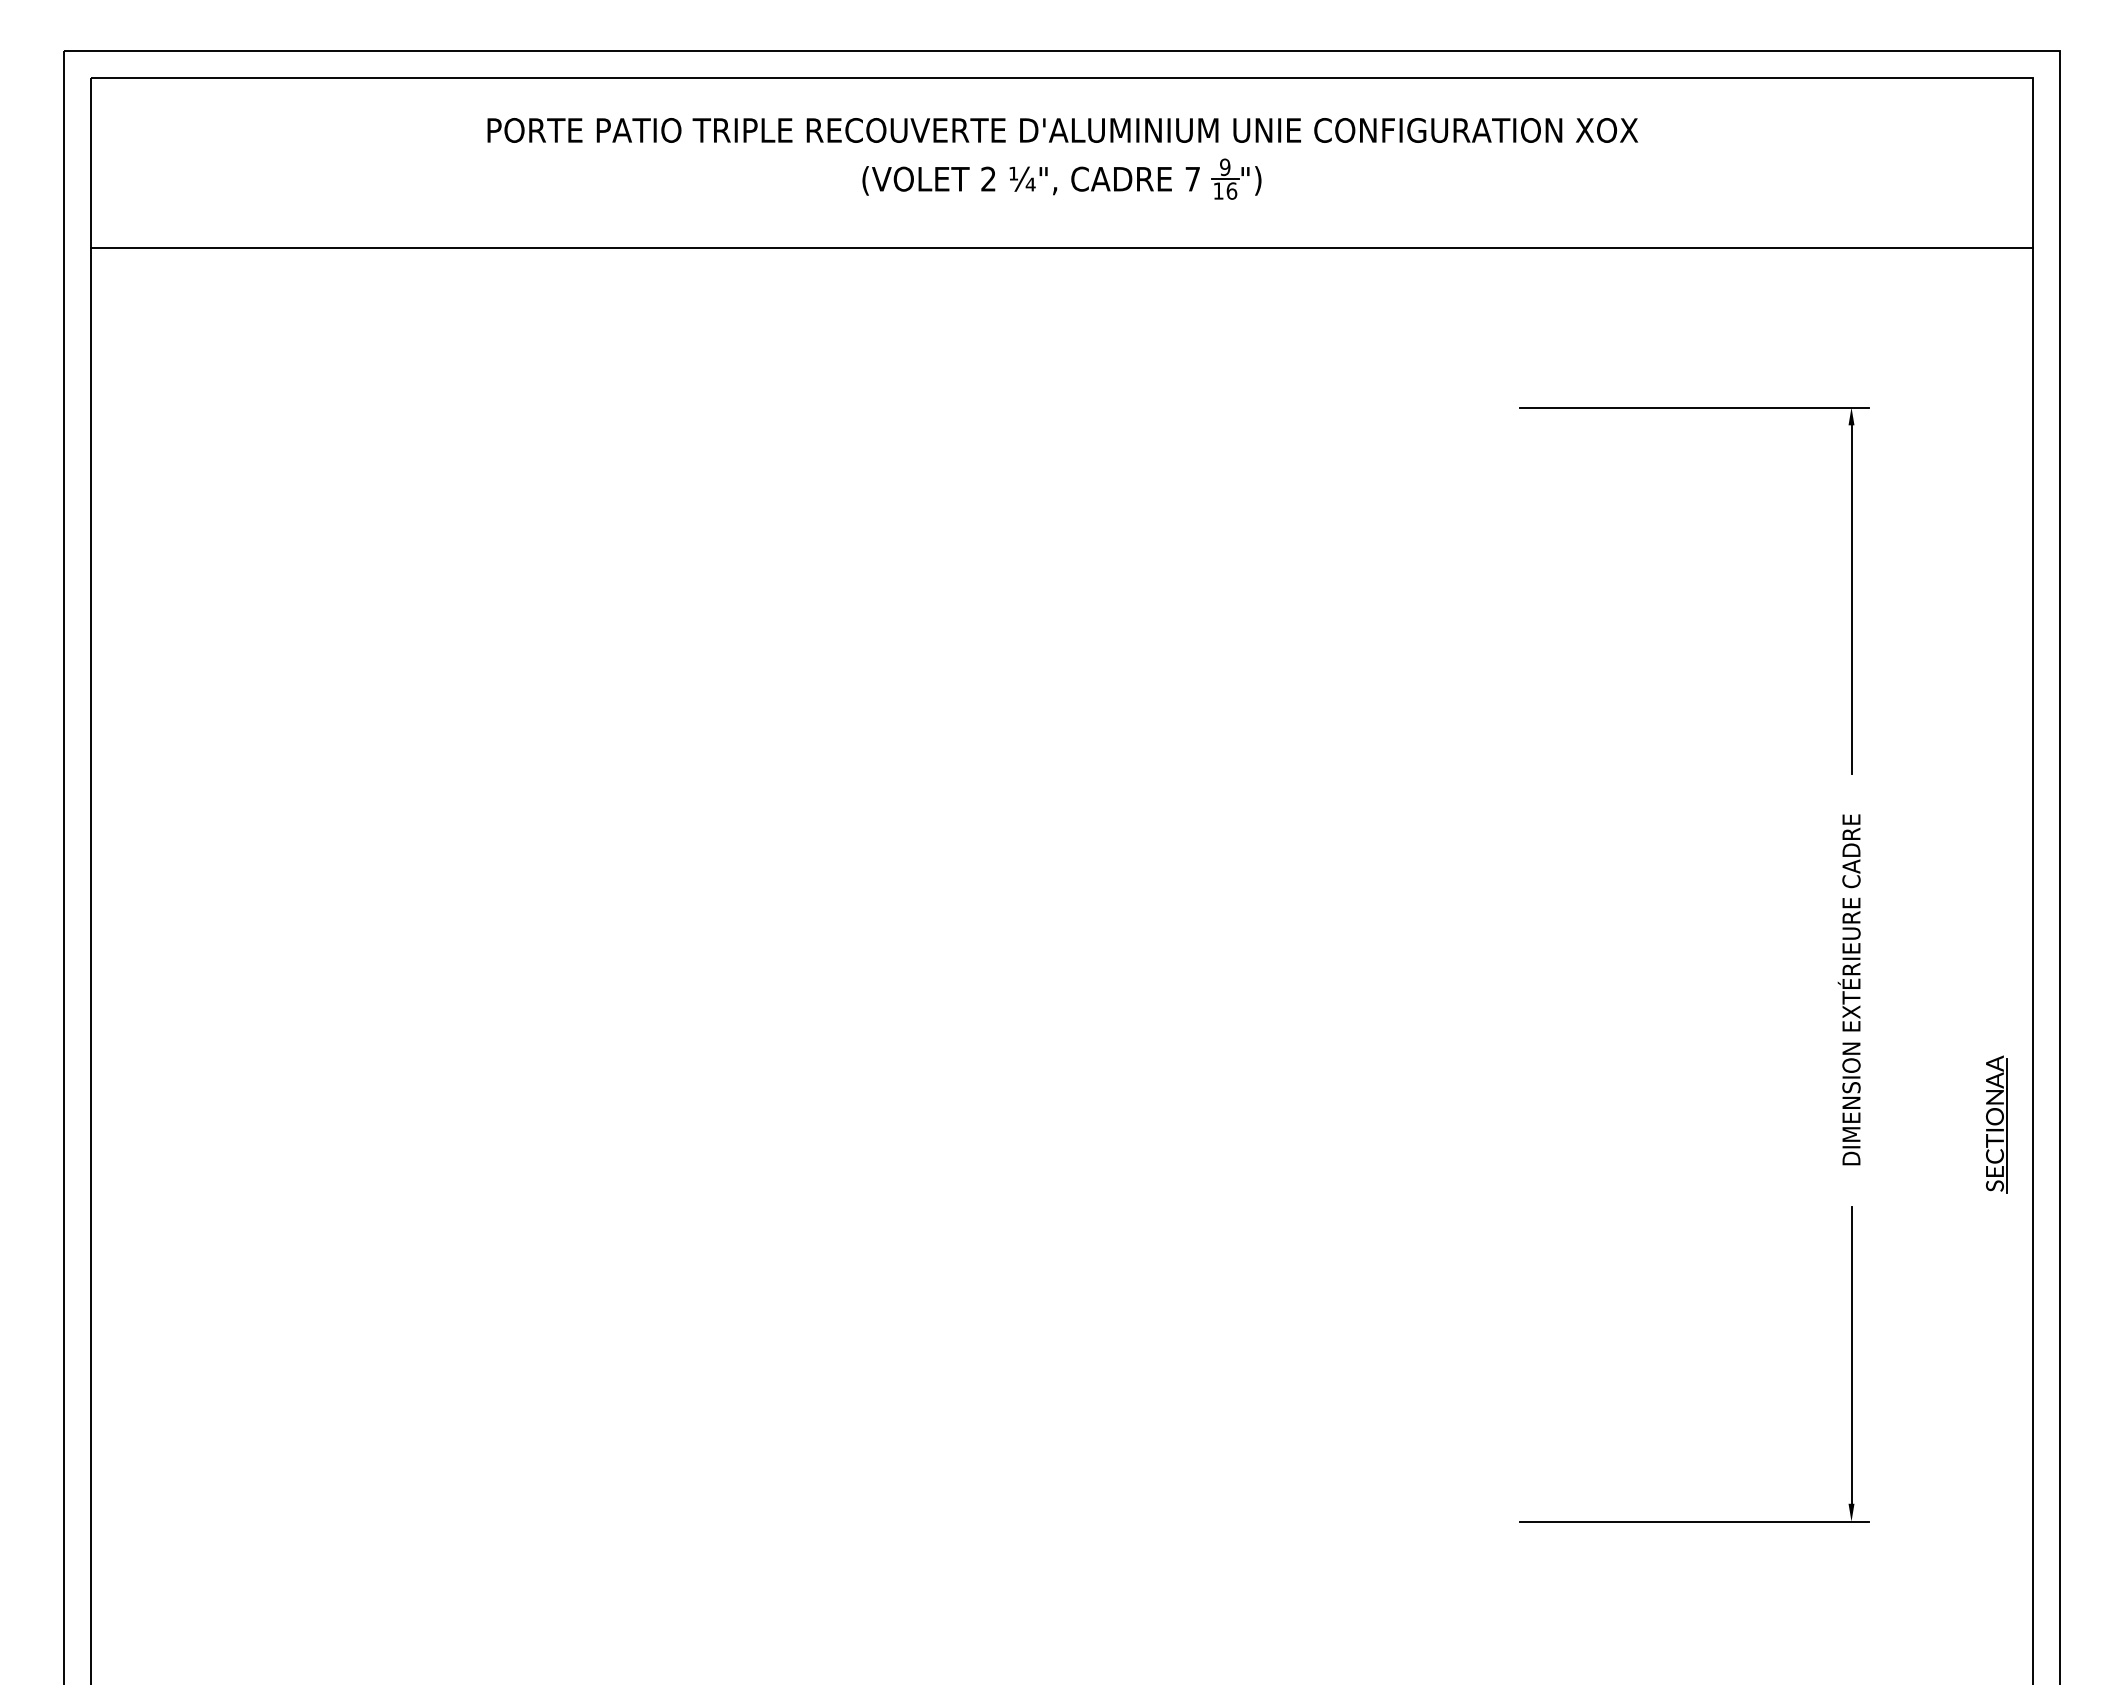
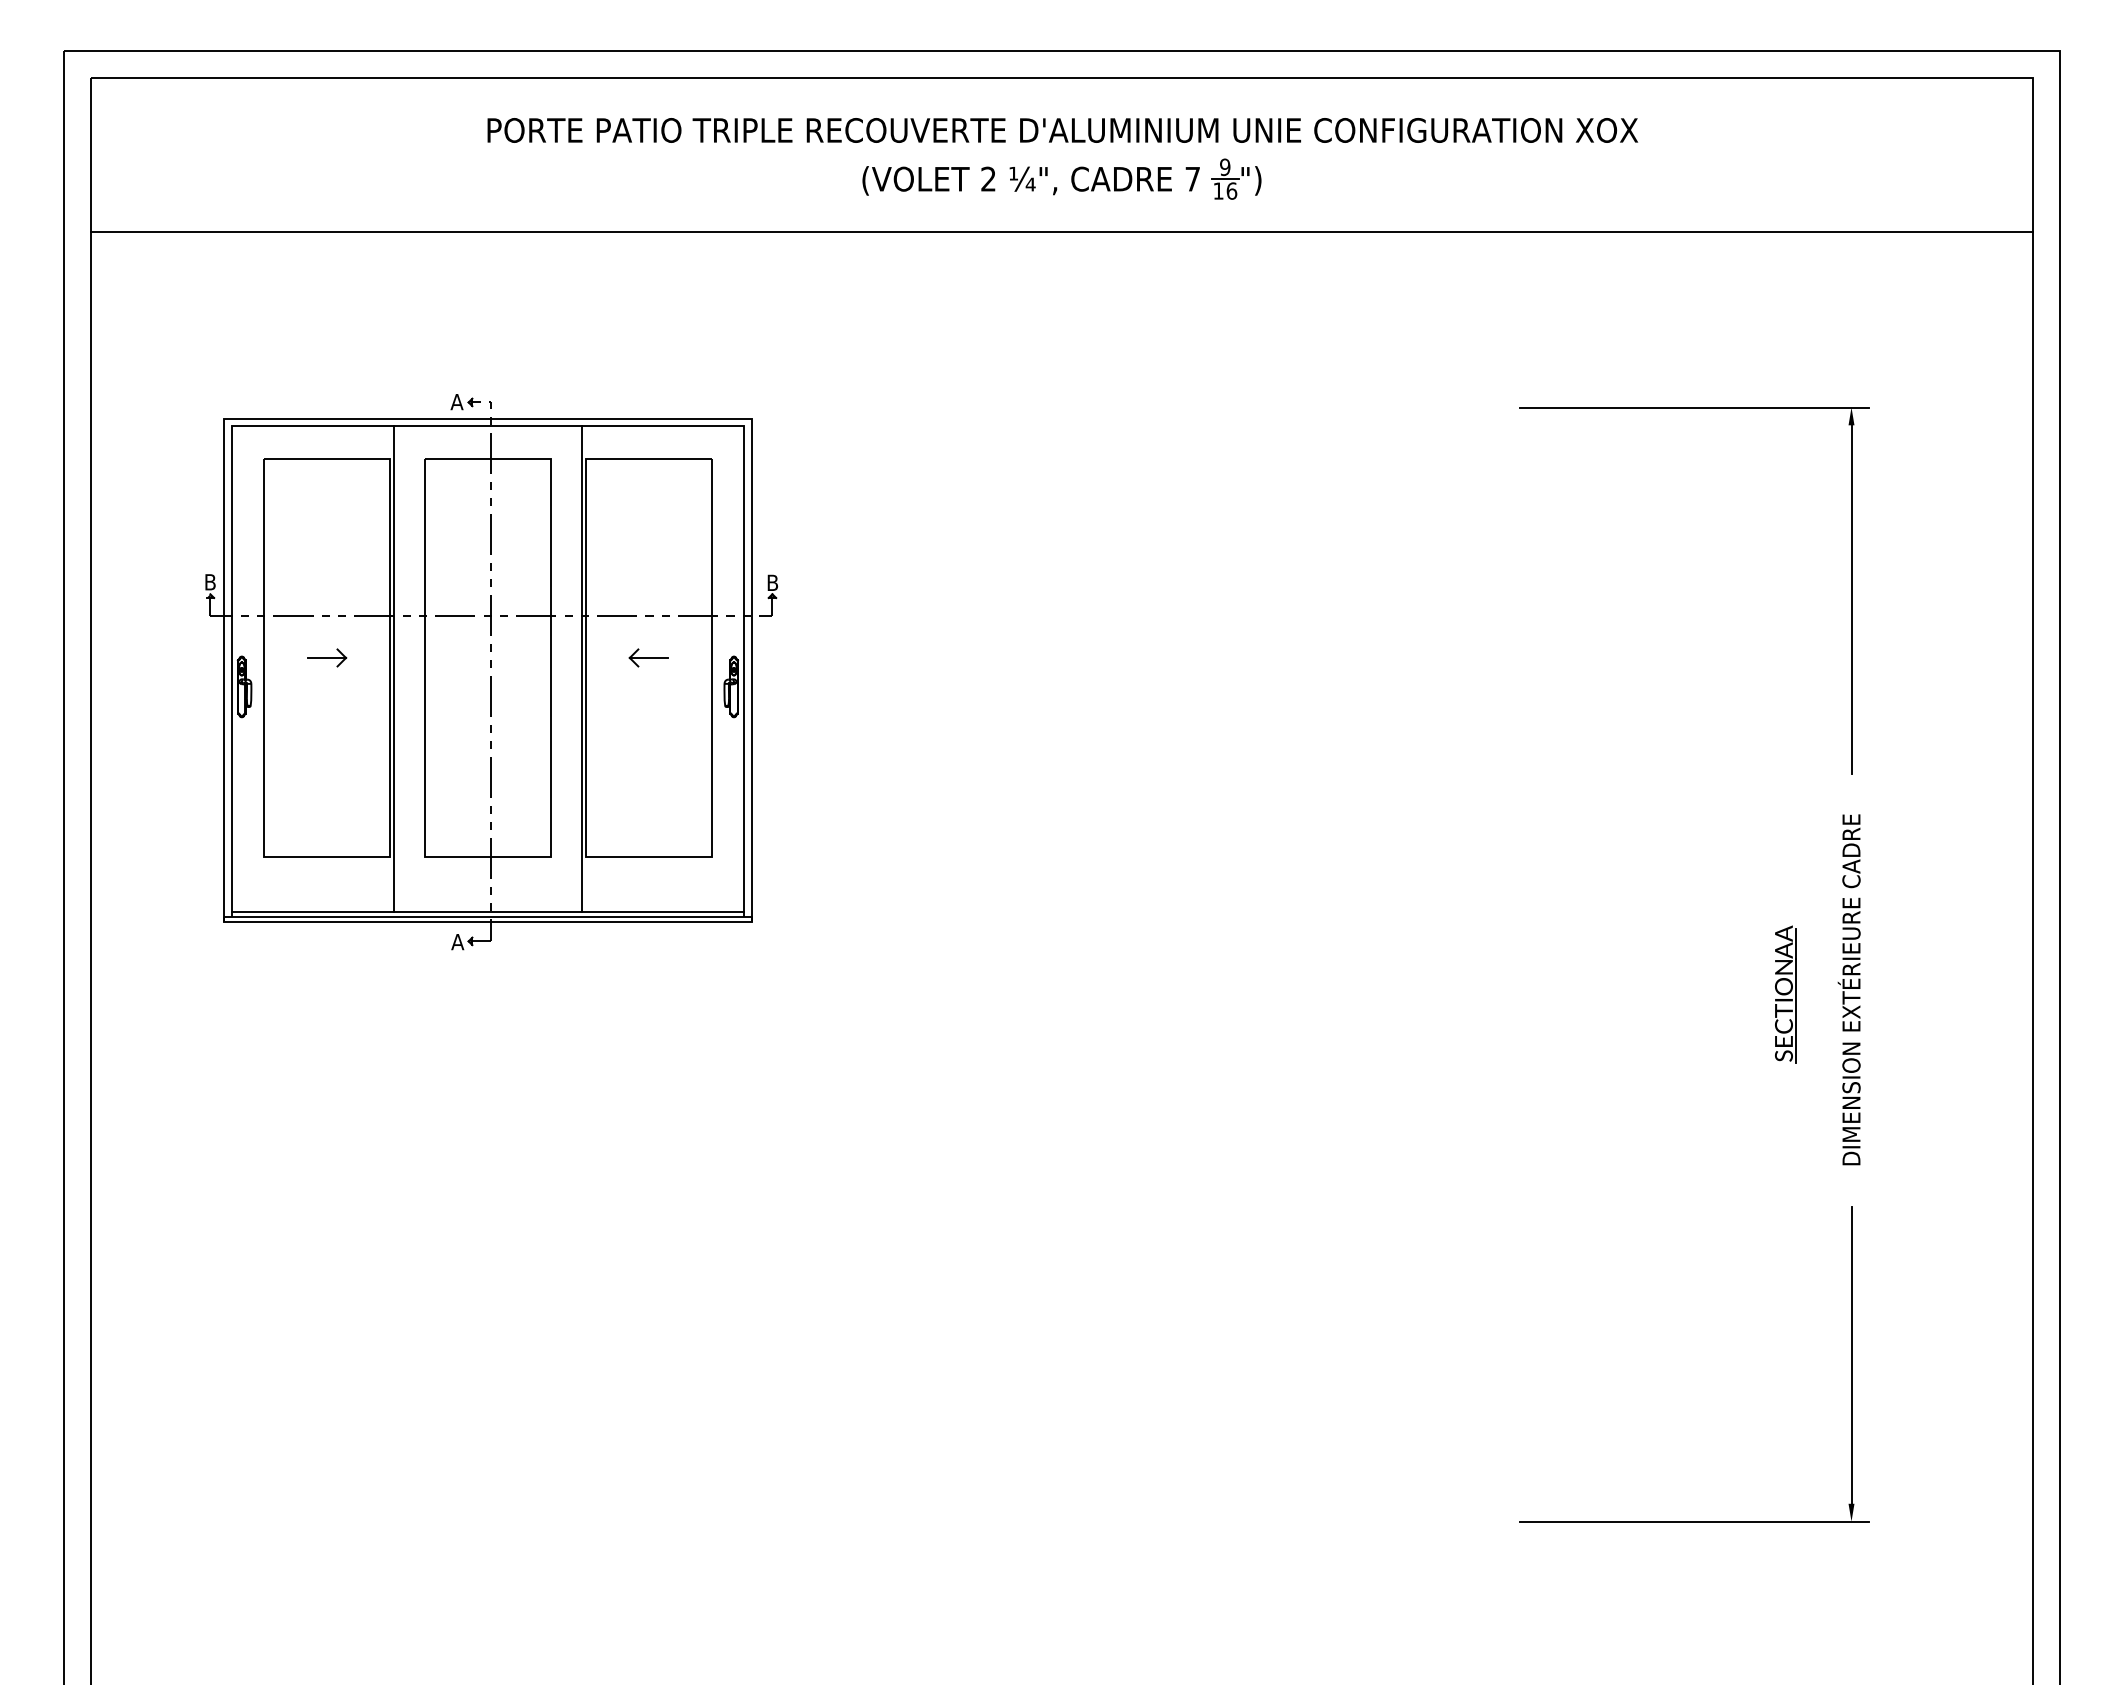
line position: (1061, 247) -> (1061, 231) (1061, 231)
part: none -> present (491, 672)
part position: (1996, 1124) -> (1785, 994) (1785, 994)
